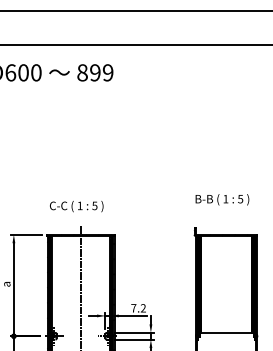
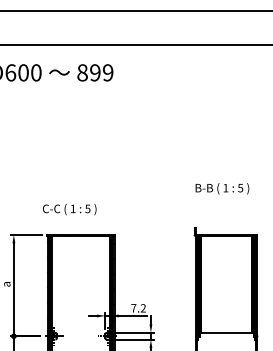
text position: (222, 199) -> (222, 188) (222, 188)
text position: (76, 206) -> (69, 209) (69, 209)
line: present -> none (81, 286)
